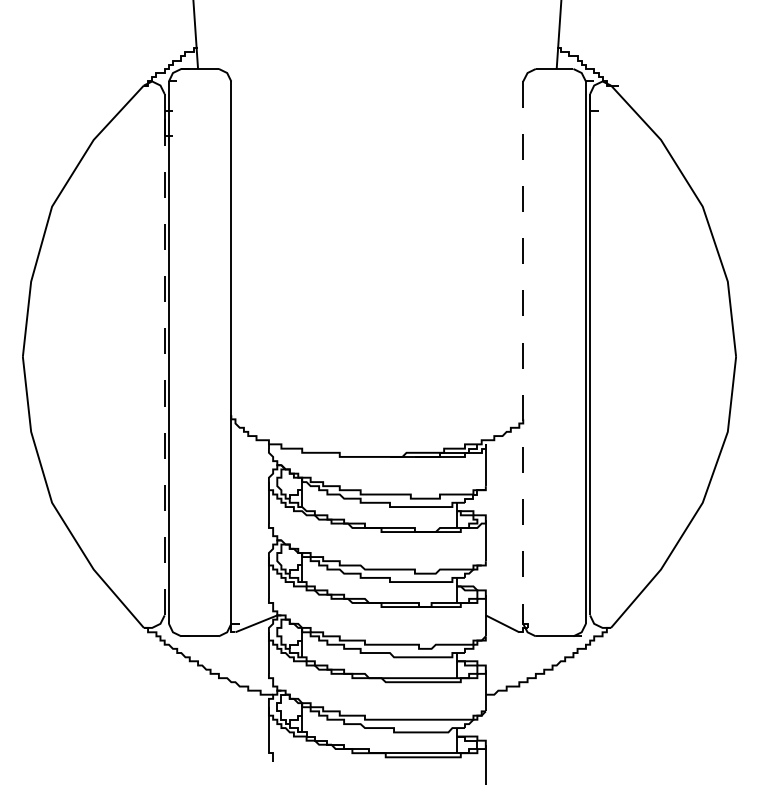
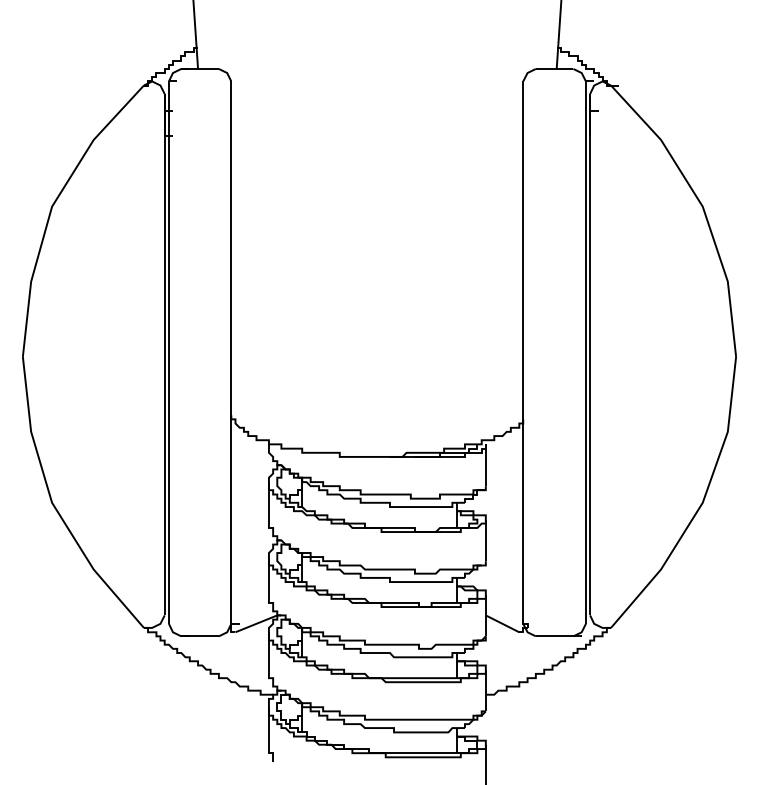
line: dashed -> solid (523, 353)
line: dashed -> solid (164, 354)
